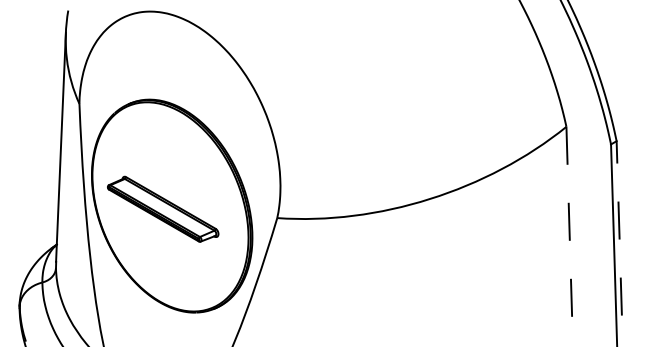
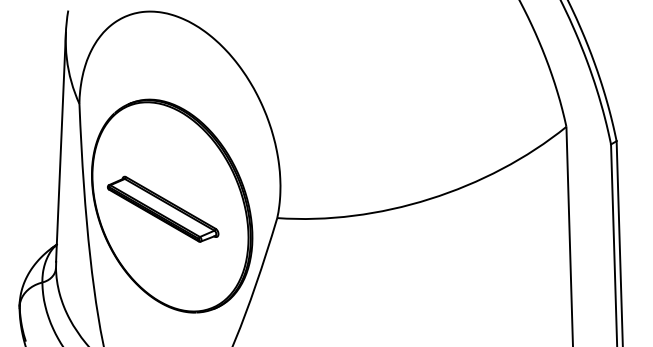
line: dashed -> solid (569, 236)
line: dashed -> solid (619, 243)
